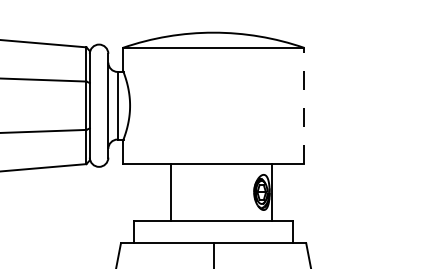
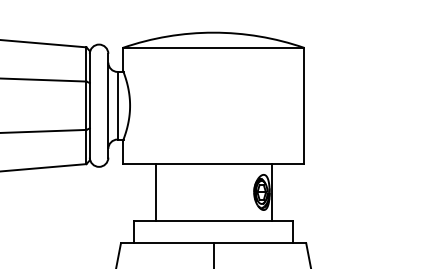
line: dashed -> solid (304, 105)
line position: (170, 192) -> (155, 192) (155, 192)
